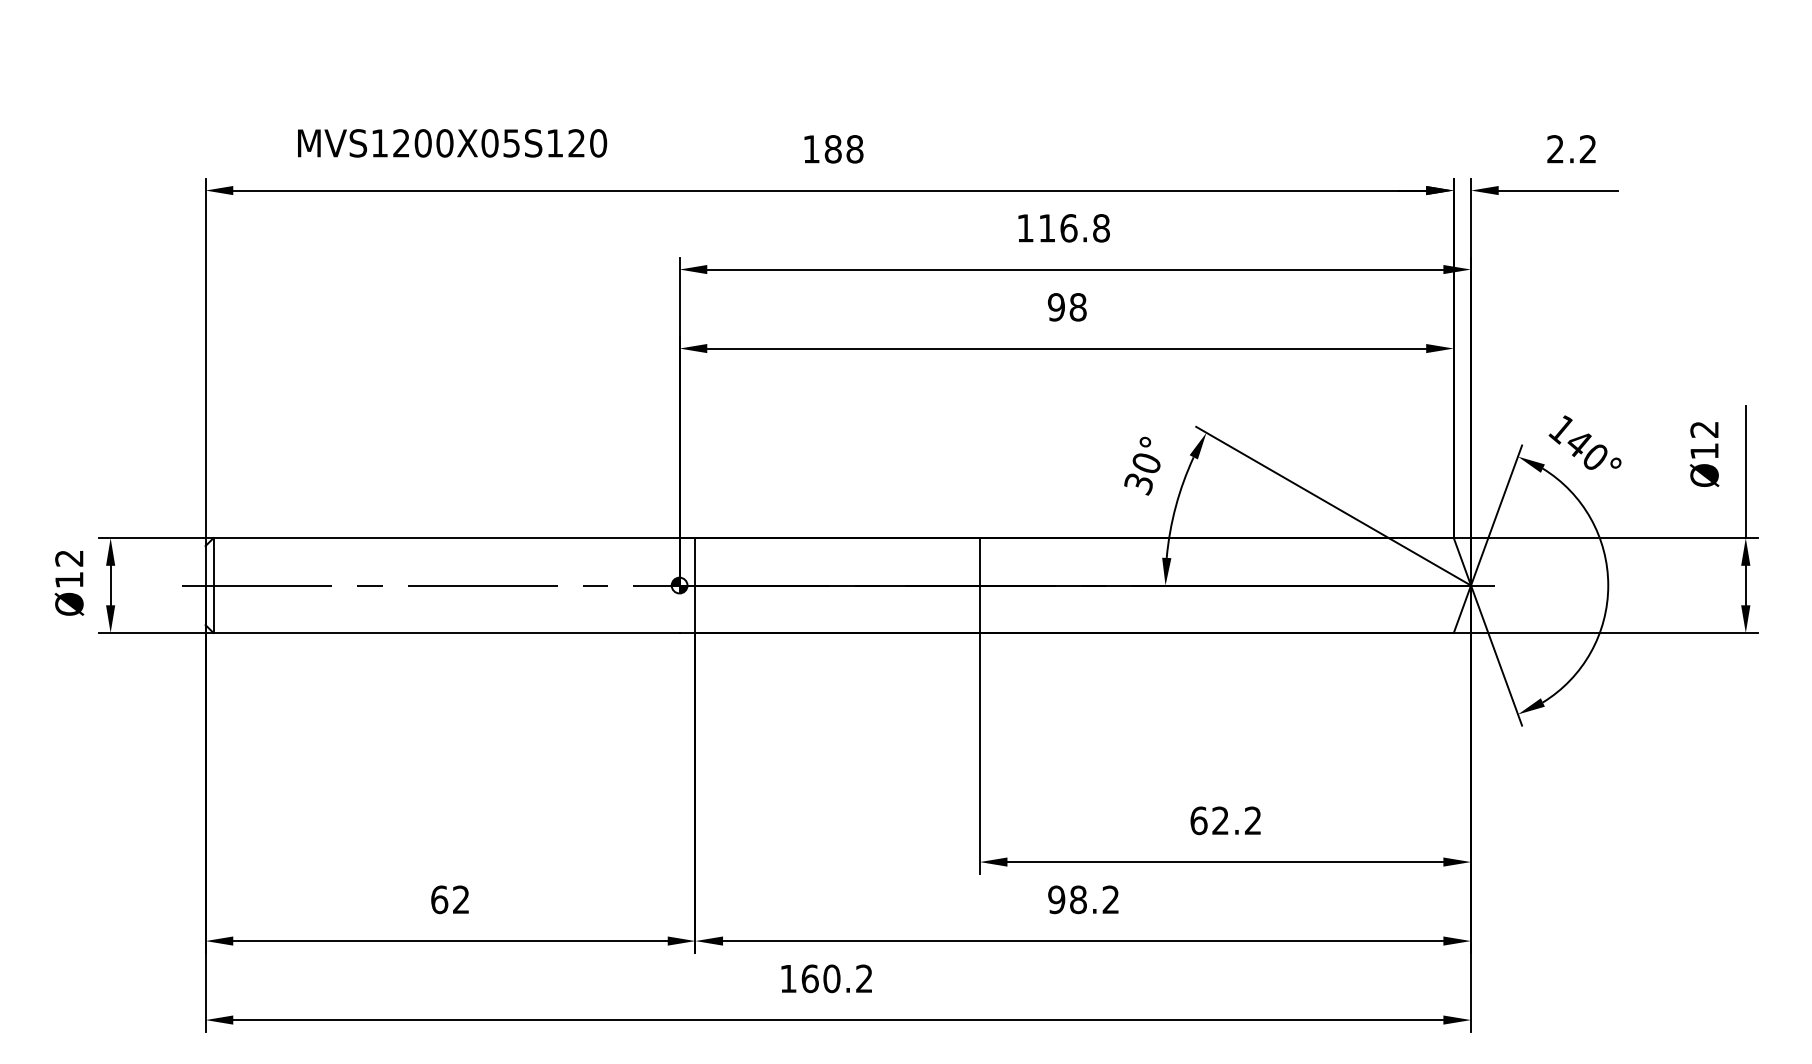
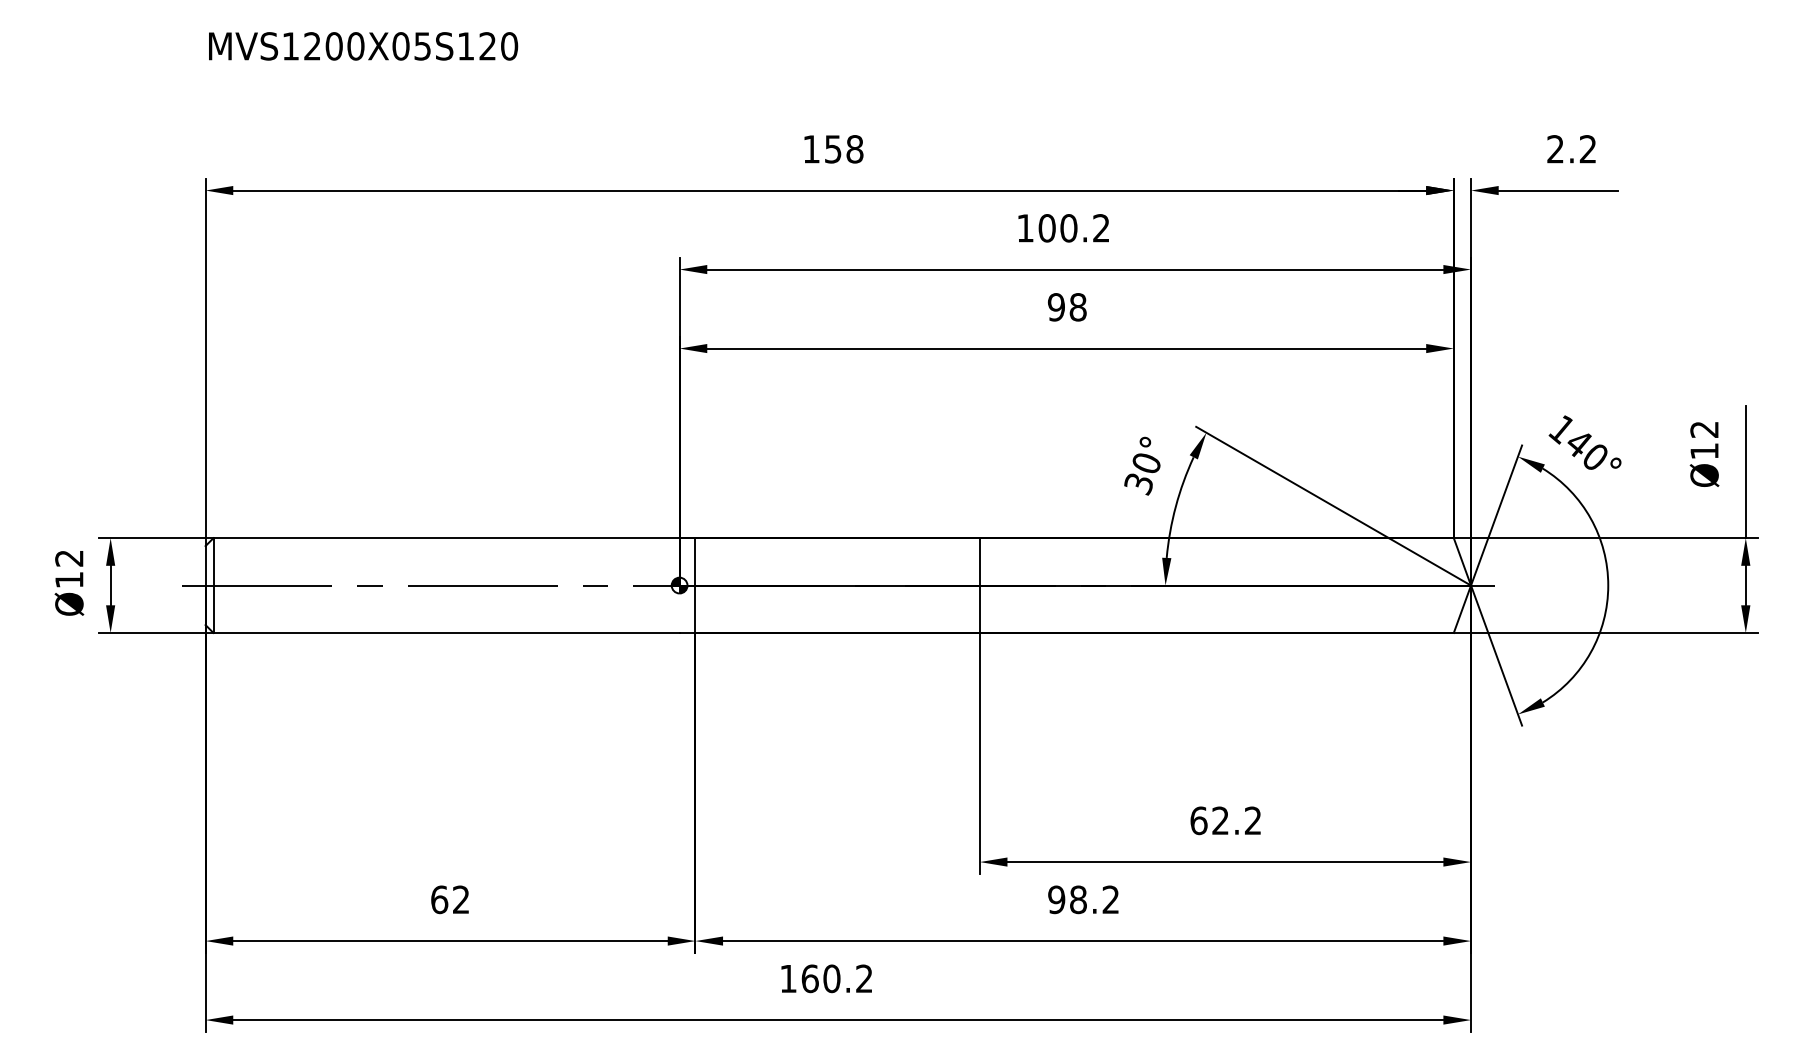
text position: (452, 143) -> (363, 46) (363, 46)
text: 188 -> 158 (832, 149)
text: 116.8 -> 100.2 (1073, 228)
